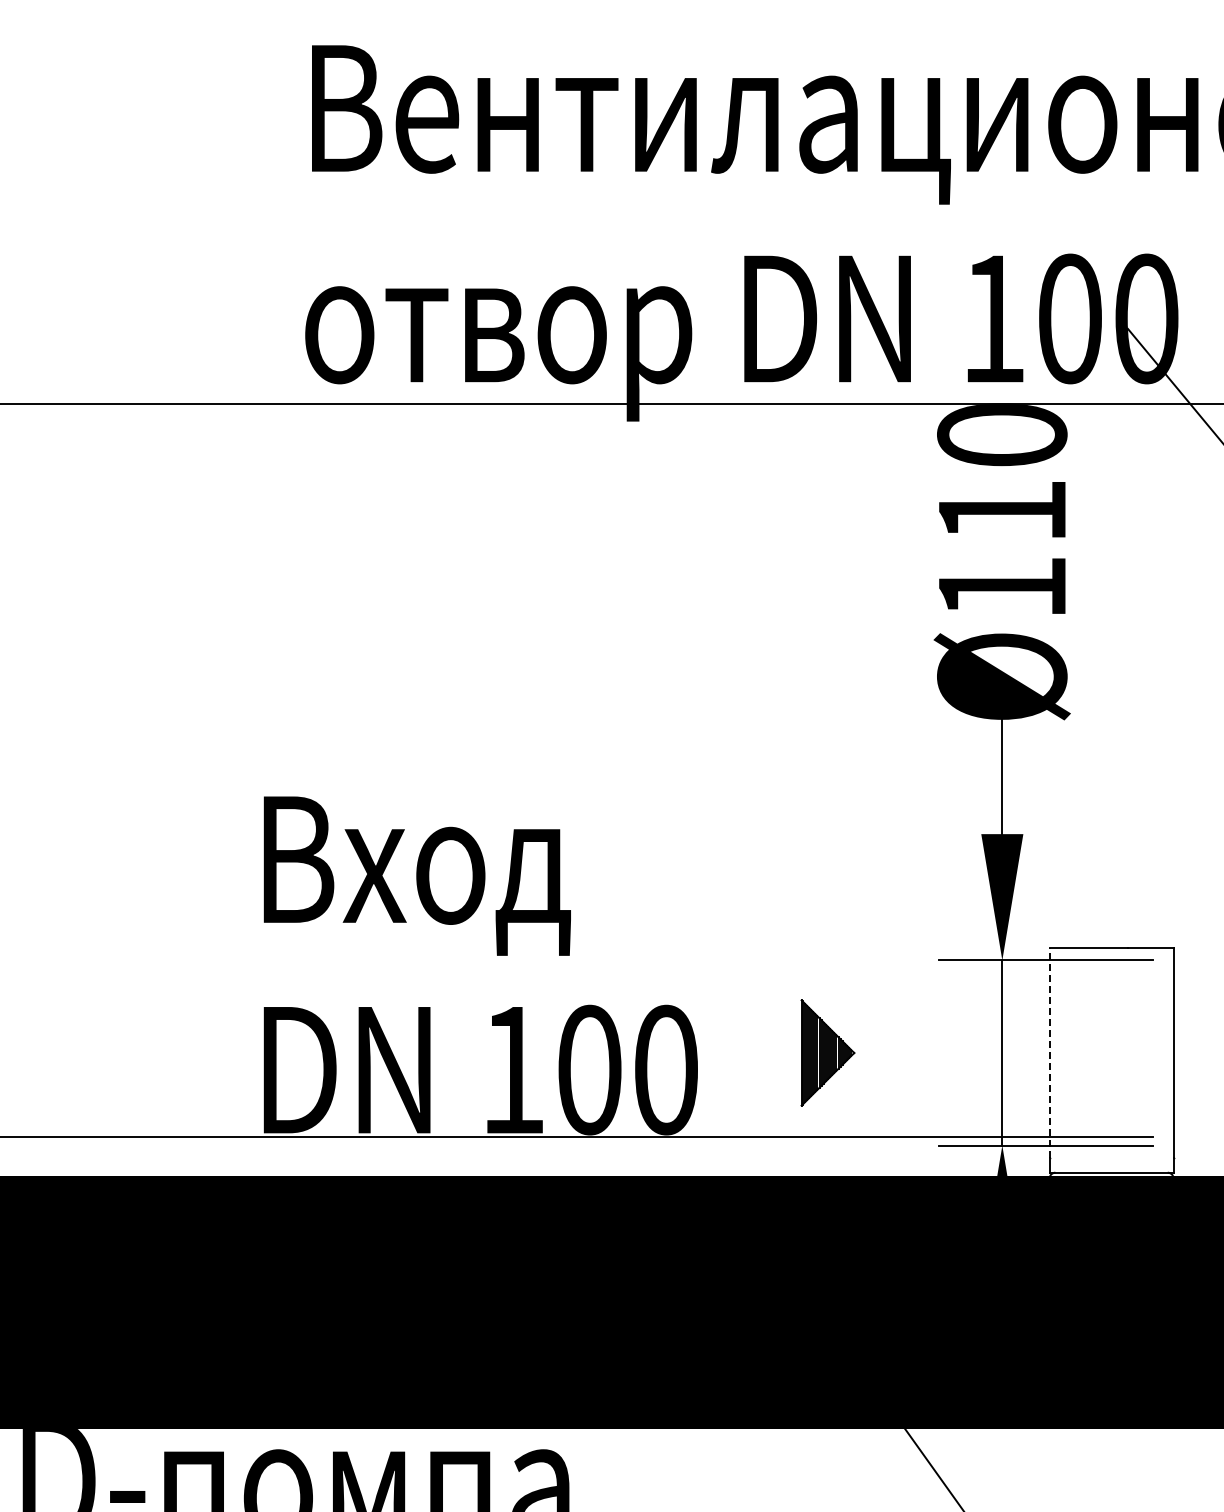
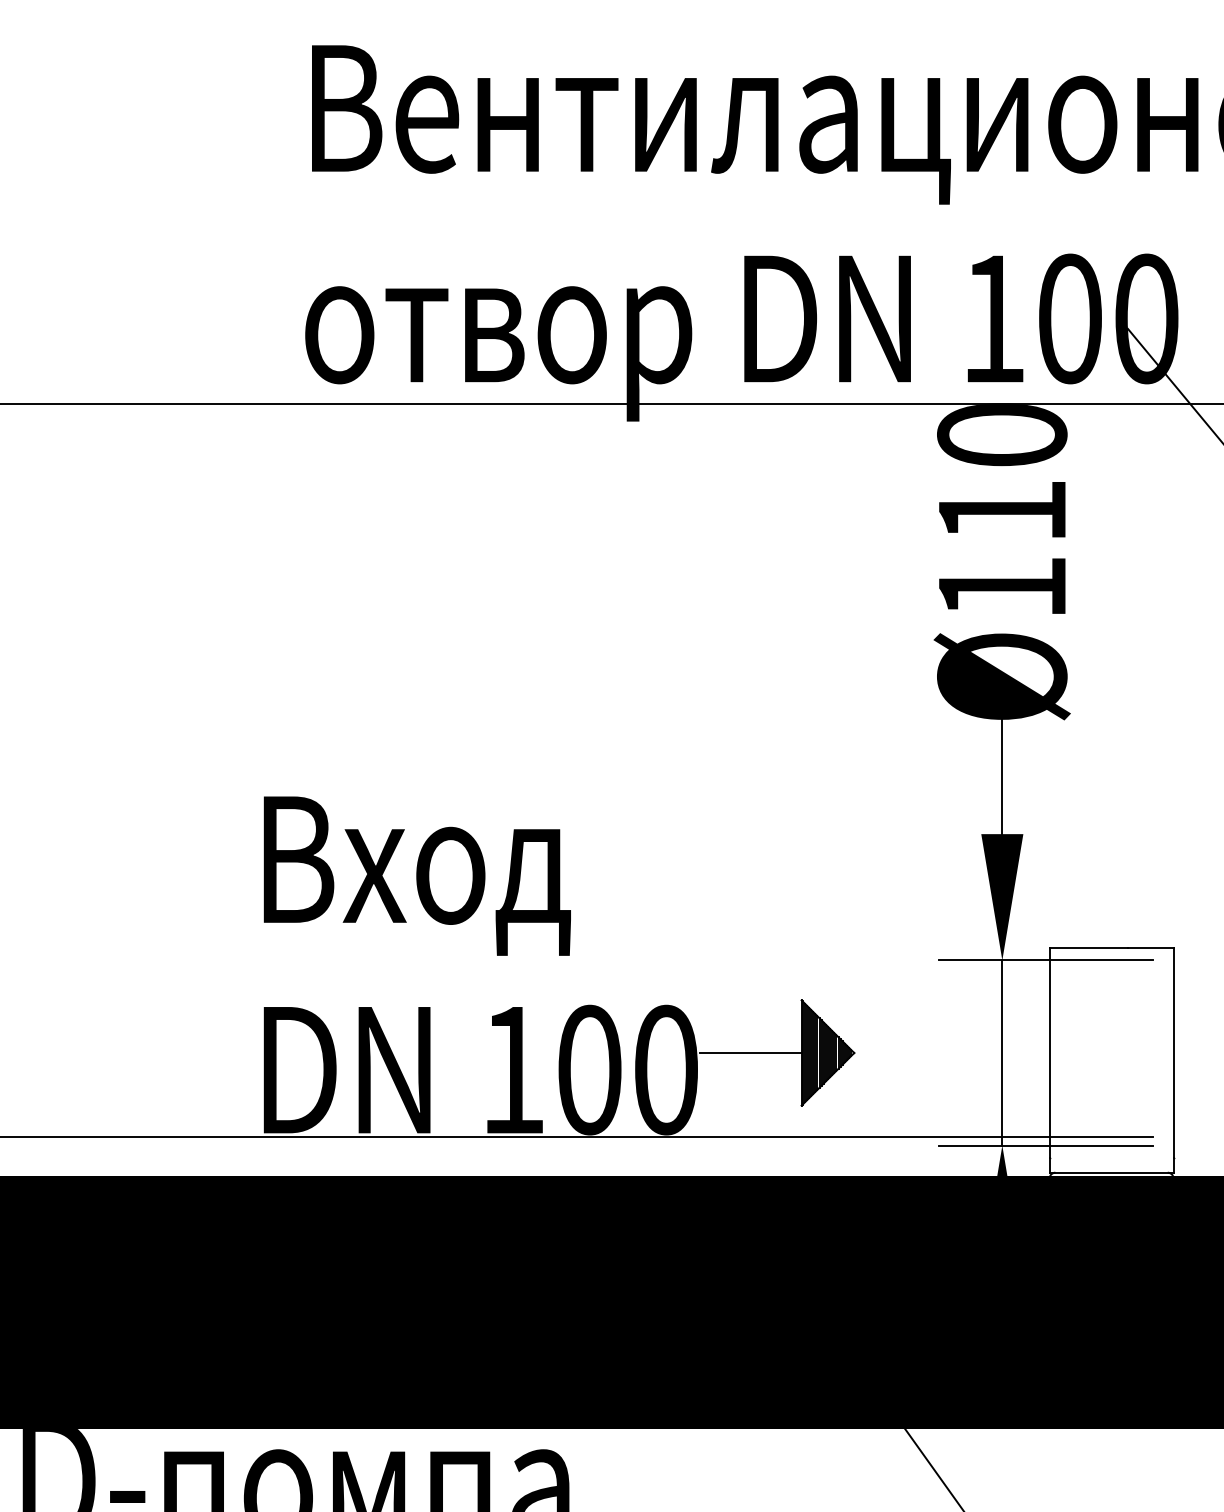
line: dashed -> solid (1049, 1052)
line: none -> present (750, 1053)
